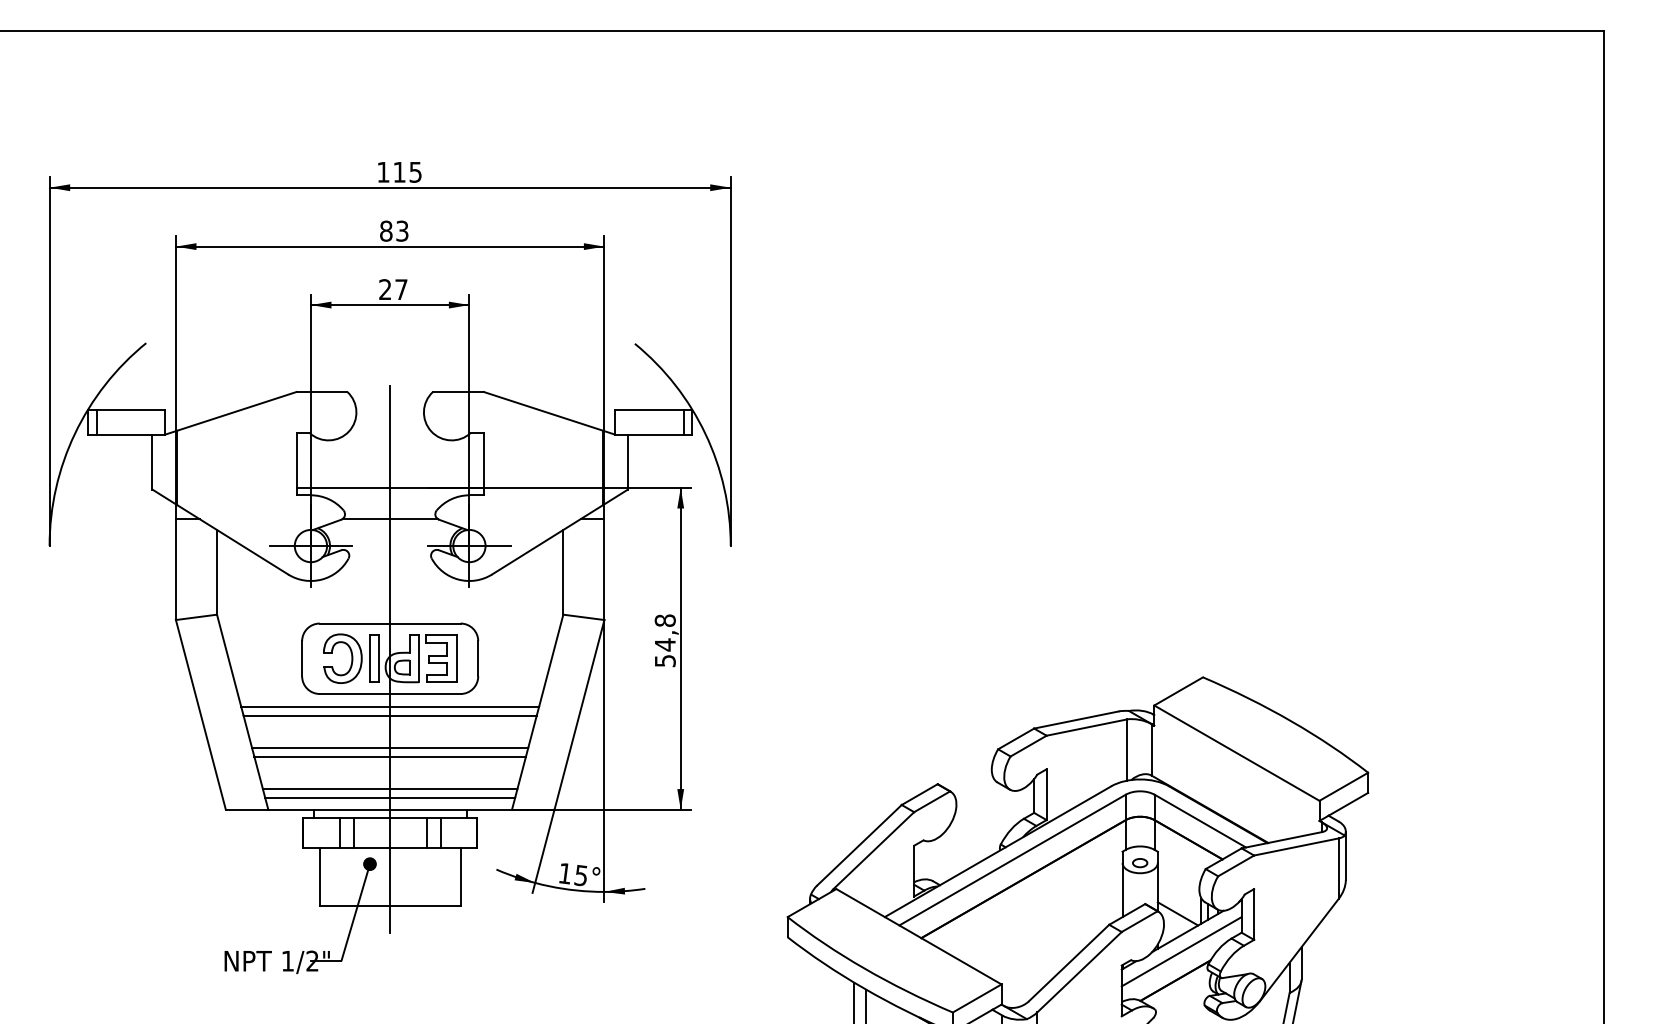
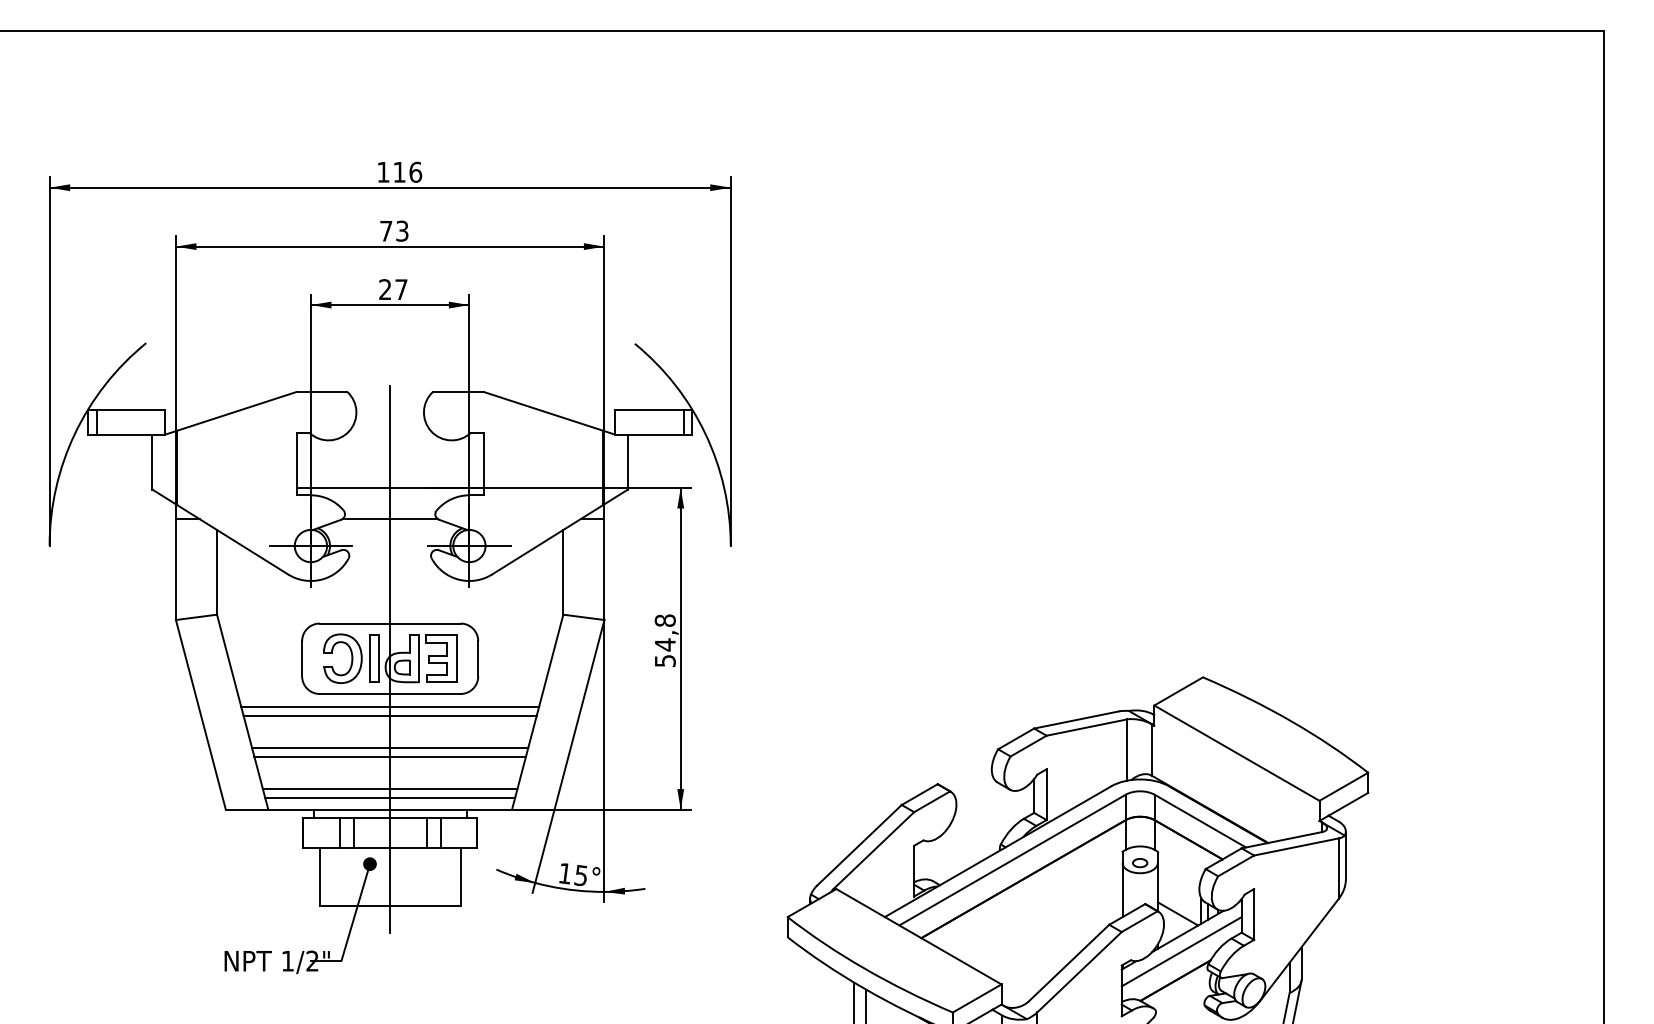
text: 115 -> 116 (415, 171)
text: 83 -> 73 (386, 230)
